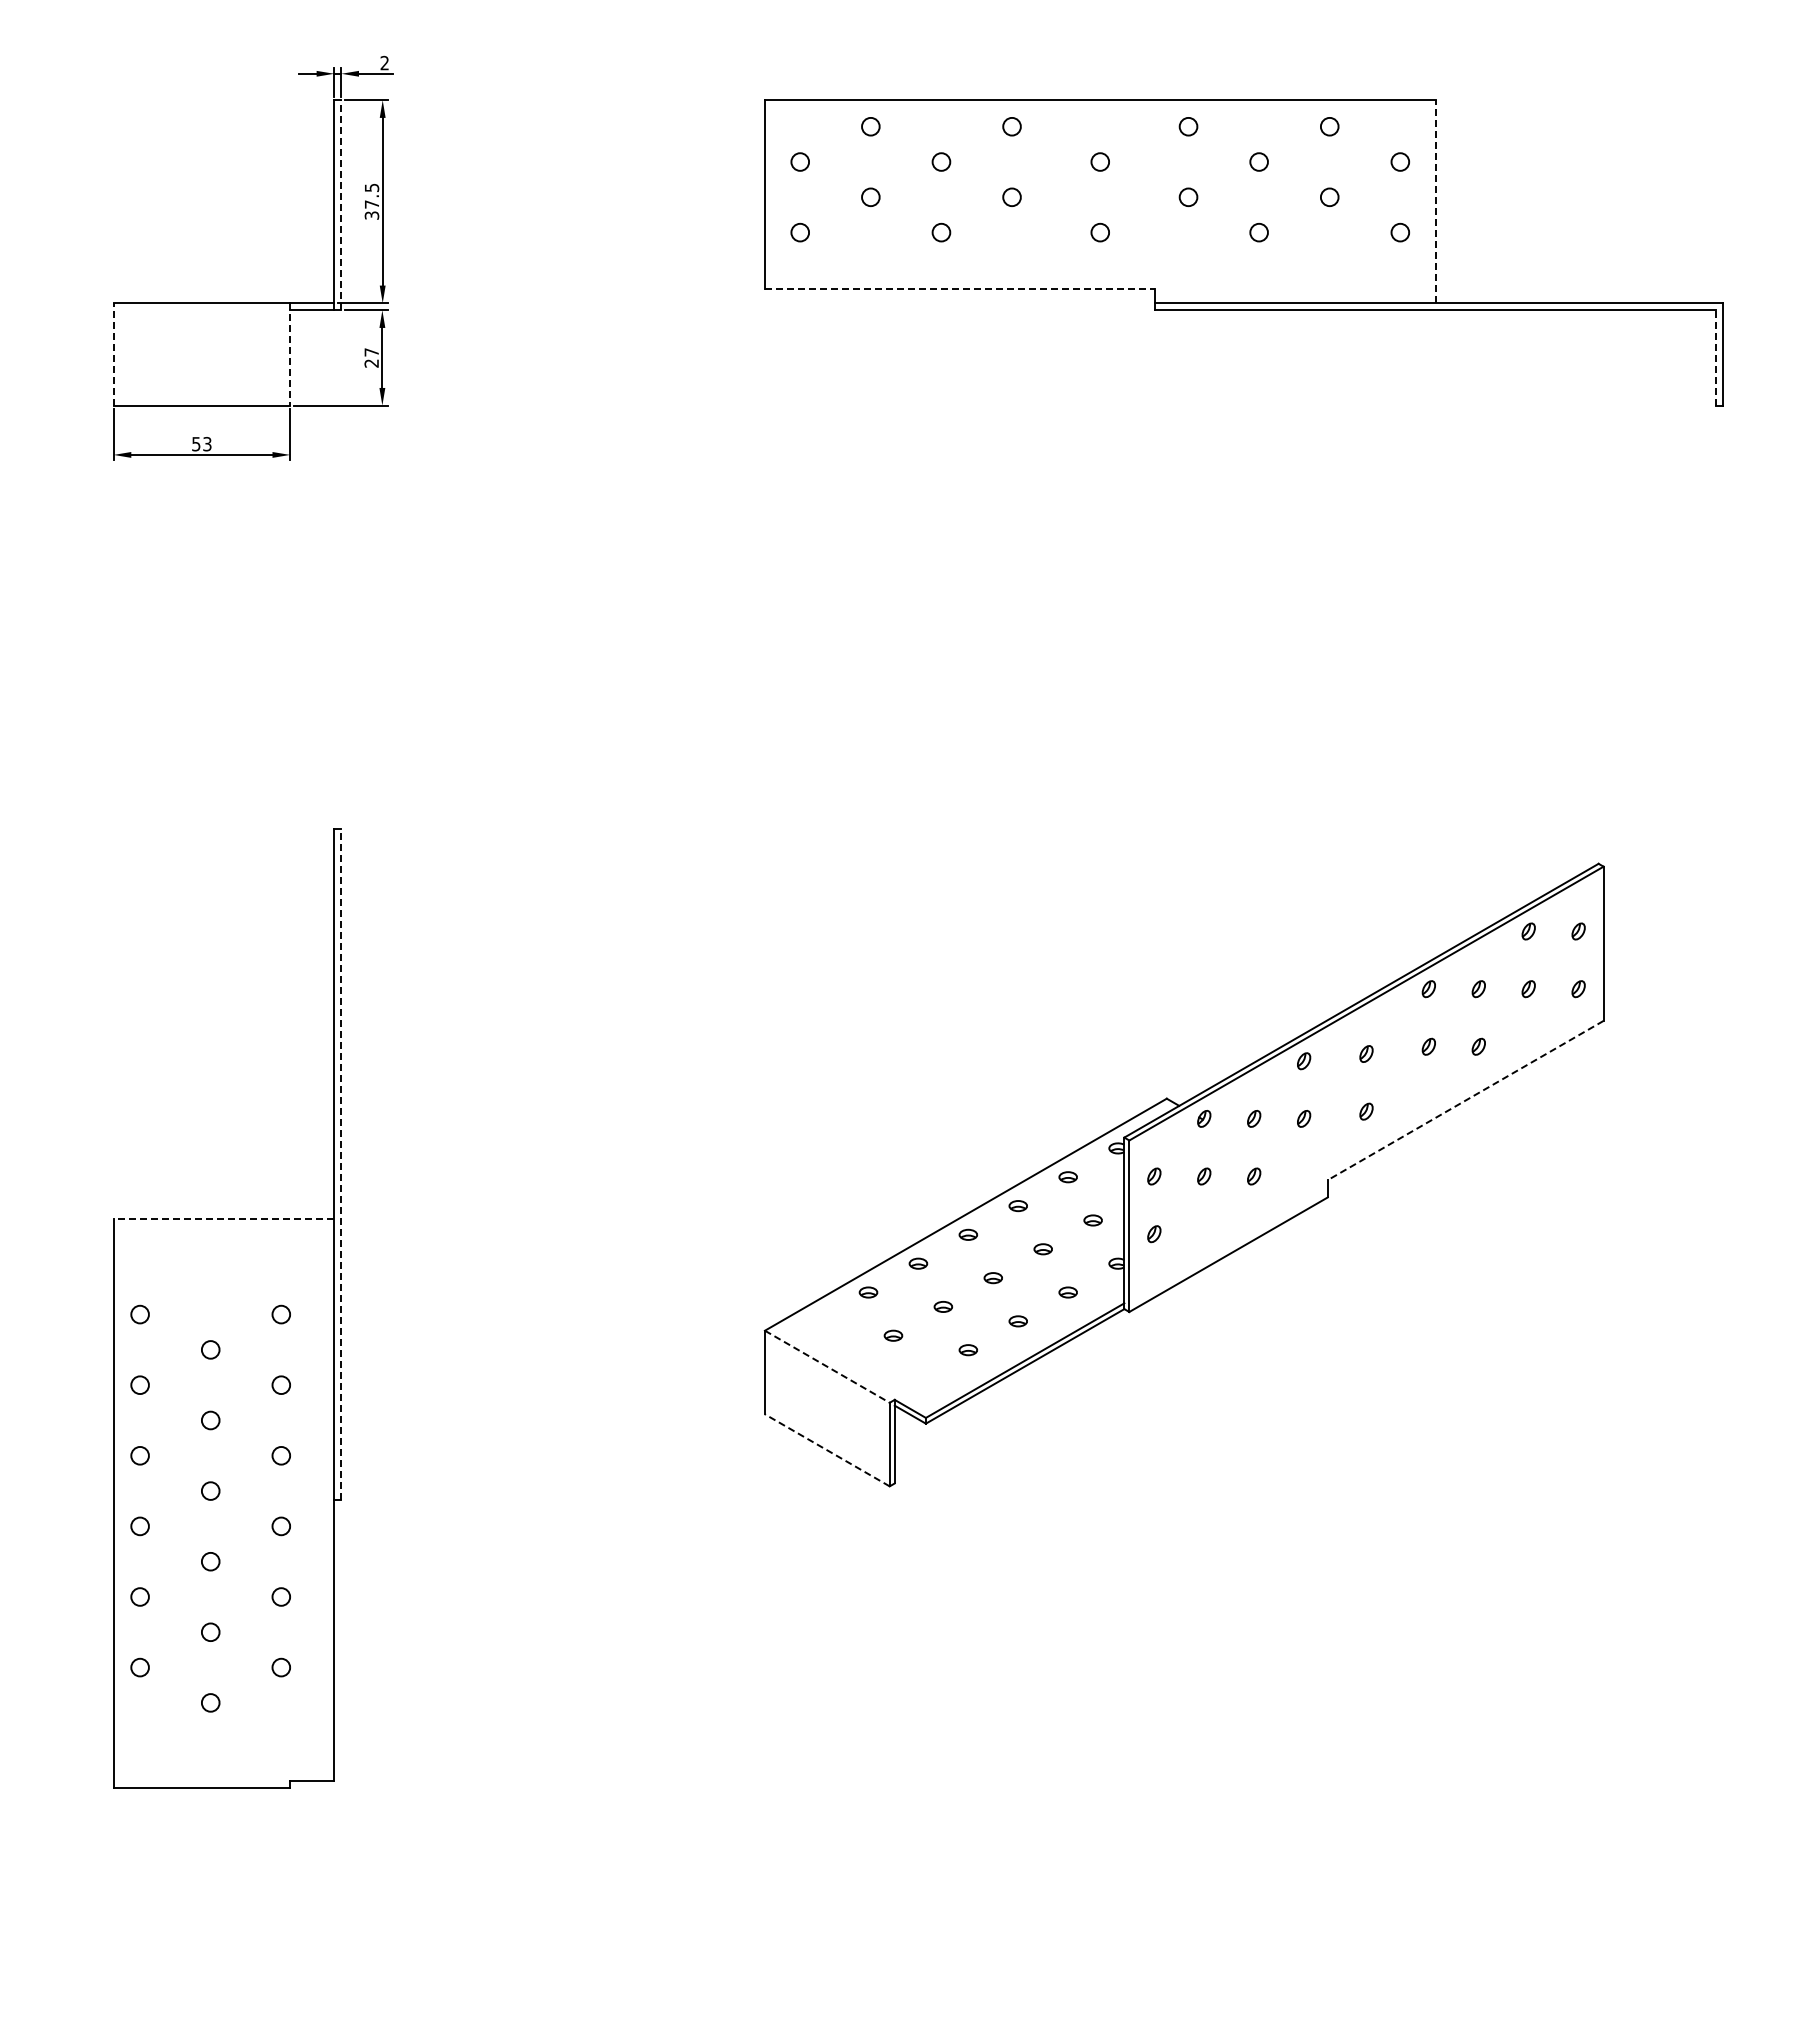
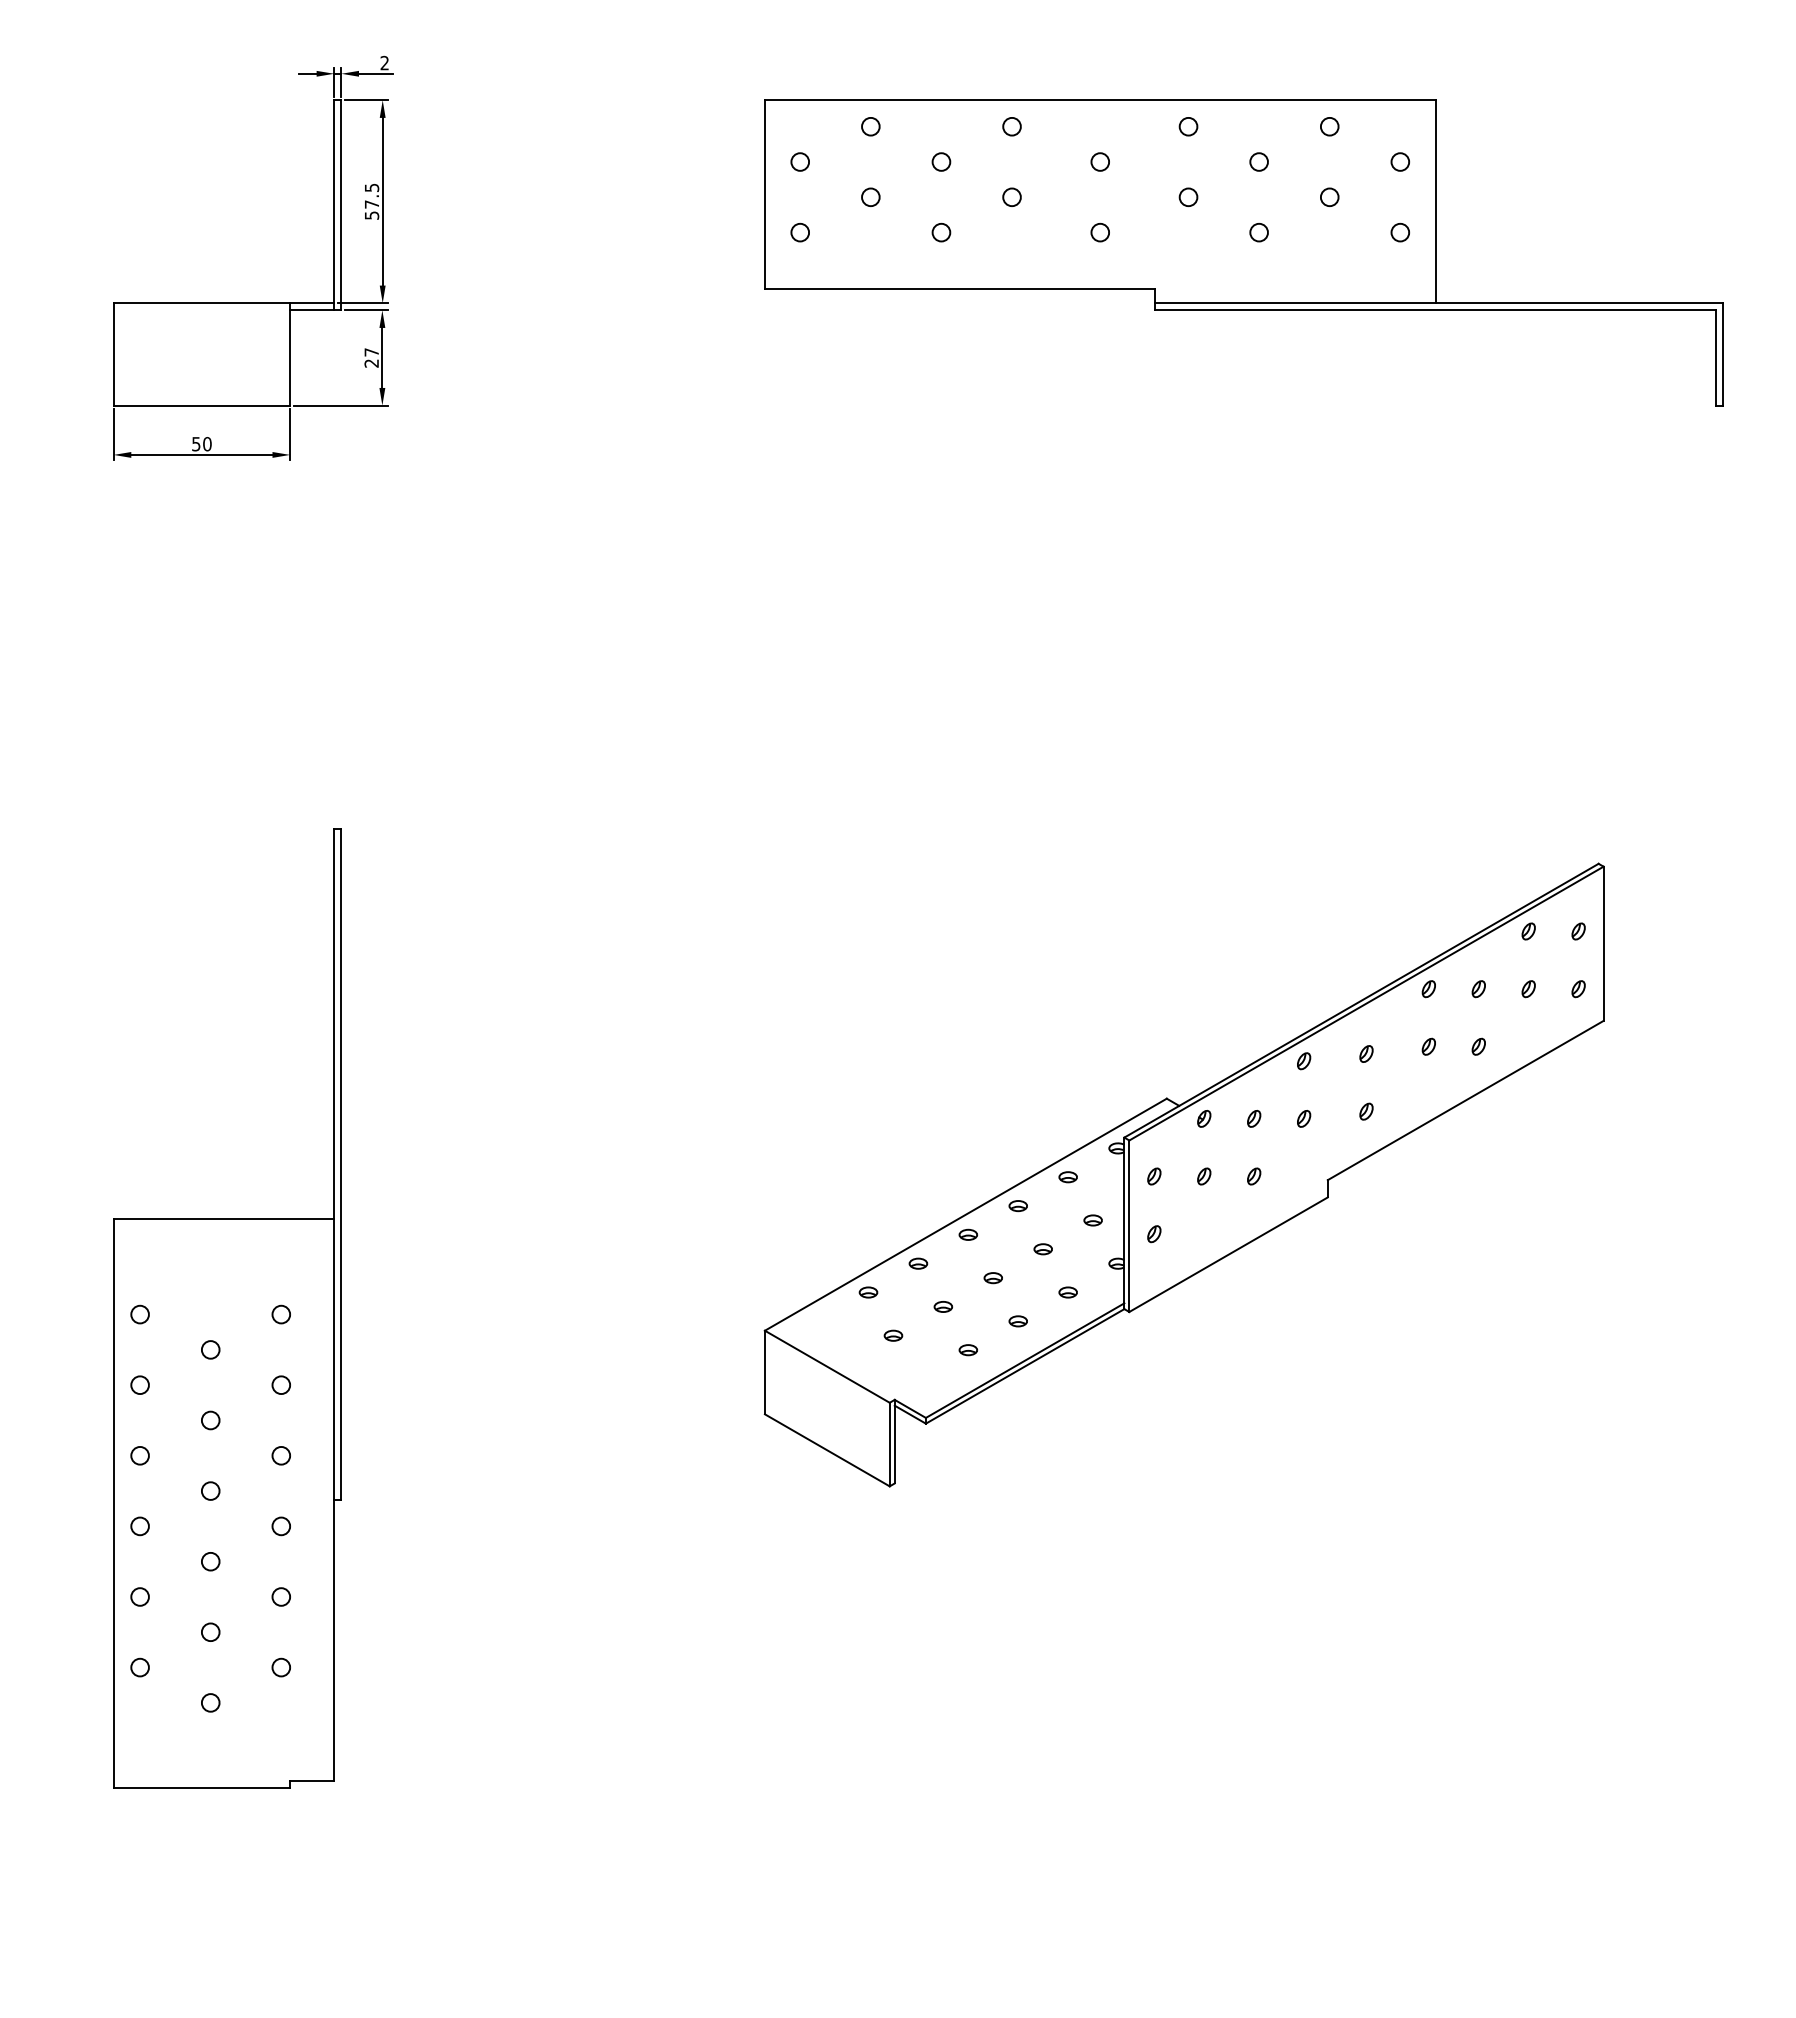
line: dashed -> solid (1435, 201)
line: dashed -> solid (341, 204)
text: 37.5 -> 57.5 (371, 215)
line: dashed -> solid (960, 289)
line: dashed -> solid (113, 353)
line: dashed -> solid (290, 354)
line: dashed -> solid (1716, 357)
text: 53 -> 50 (207, 444)
line: dashed -> solid (1465, 1100)
line: dashed -> solid (341, 1164)
line: dashed -> solid (223, 1219)
line: dashed -> solid (827, 1367)
line: dashed -> solid (826, 1450)
